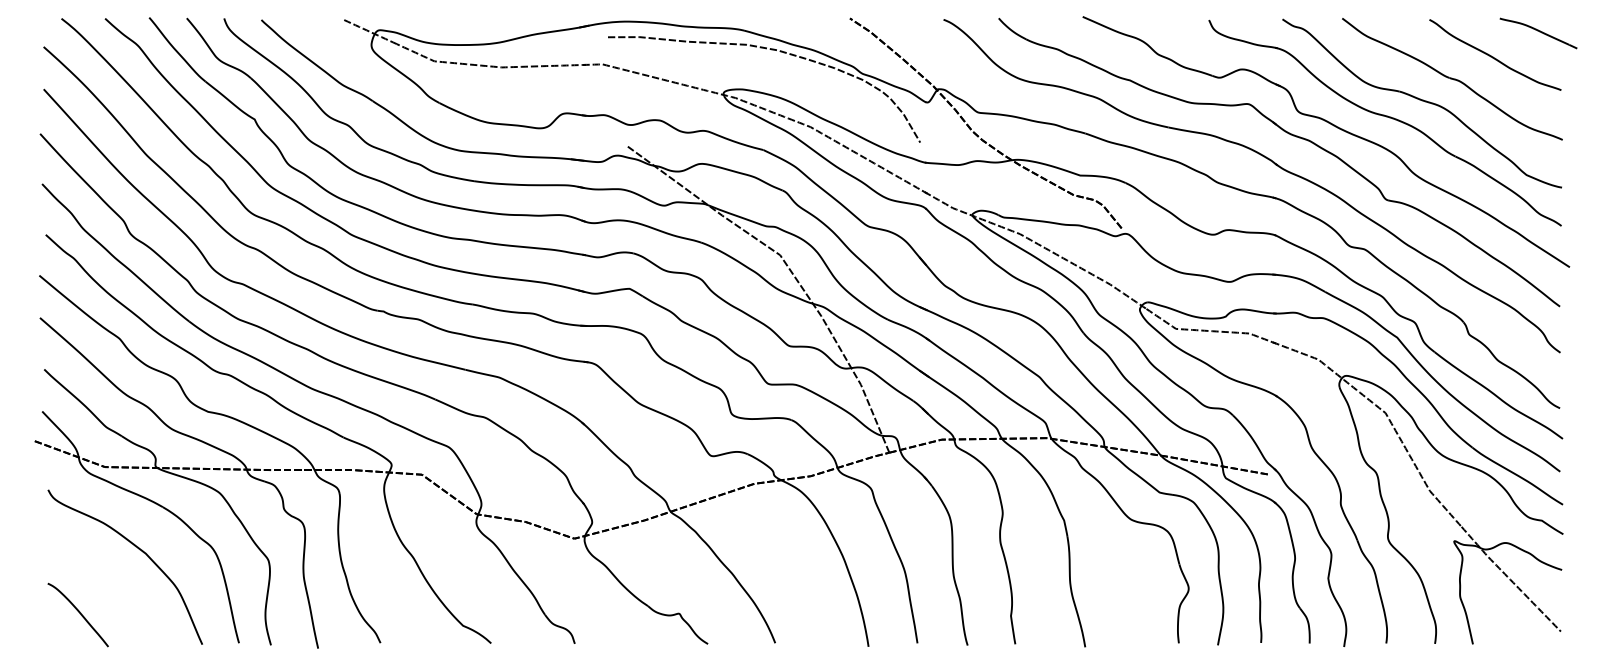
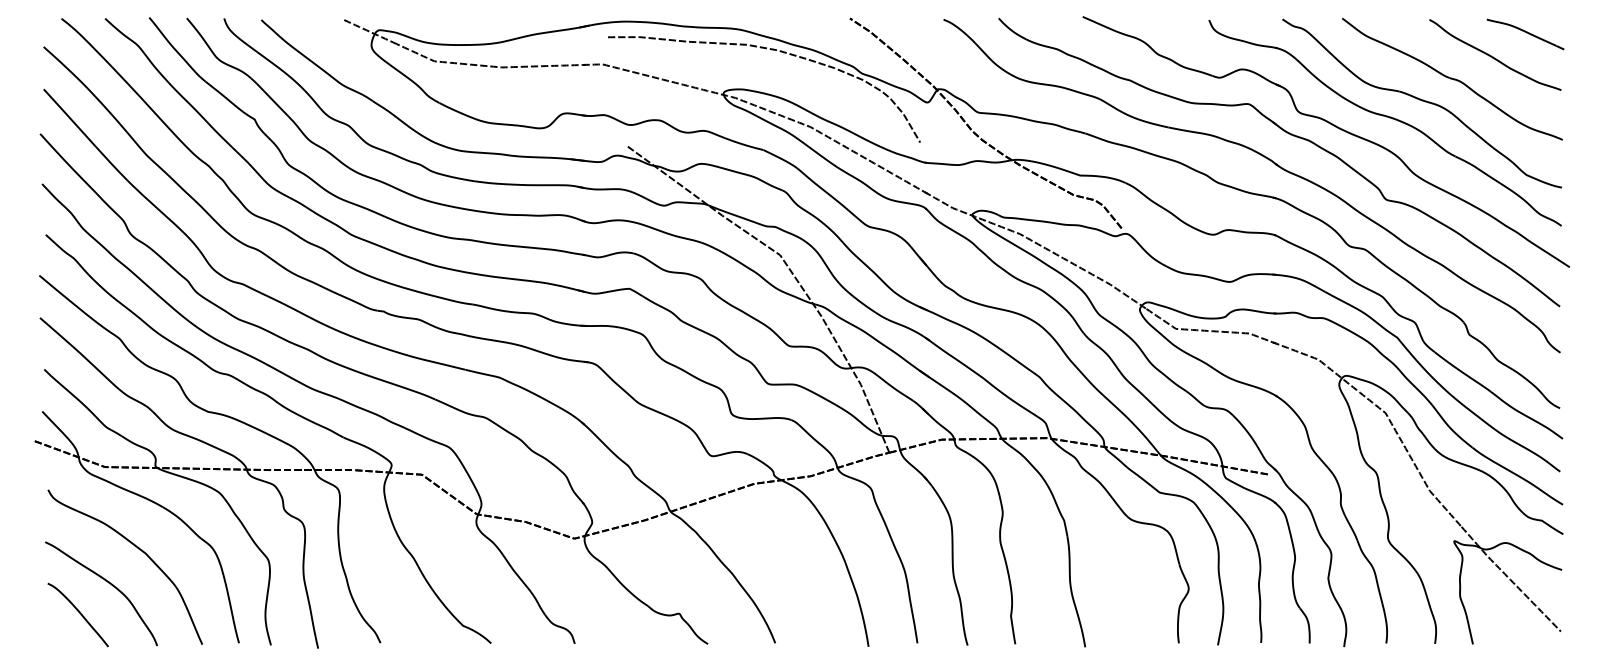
part position: (1538, 33) -> (1525, 34) (1525, 34)
curve: none -> present (108, 583)
